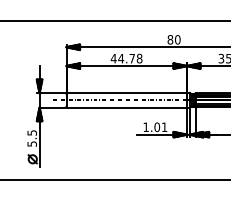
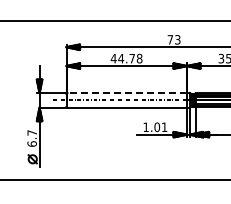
text: 80 -> 73 (173, 39)
line: solid -> dashed (127, 92)
text: 5.5 -> 6.7 (31, 138)
